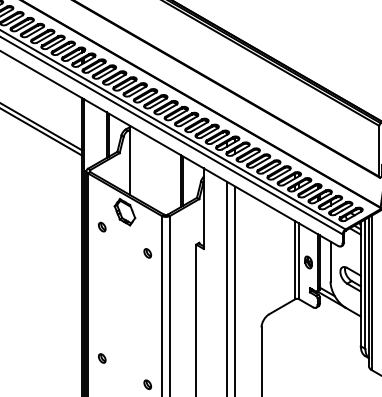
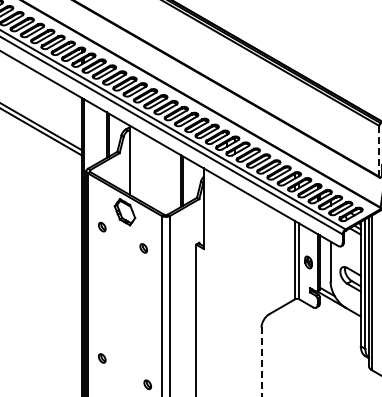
line: solid -> dashed (379, 150)
part position: (147, 253) -> (143, 248) (143, 248)
line: present -> none (227, 287)
line: present -> none (235, 289)
line: solid -> dashed (261, 362)
